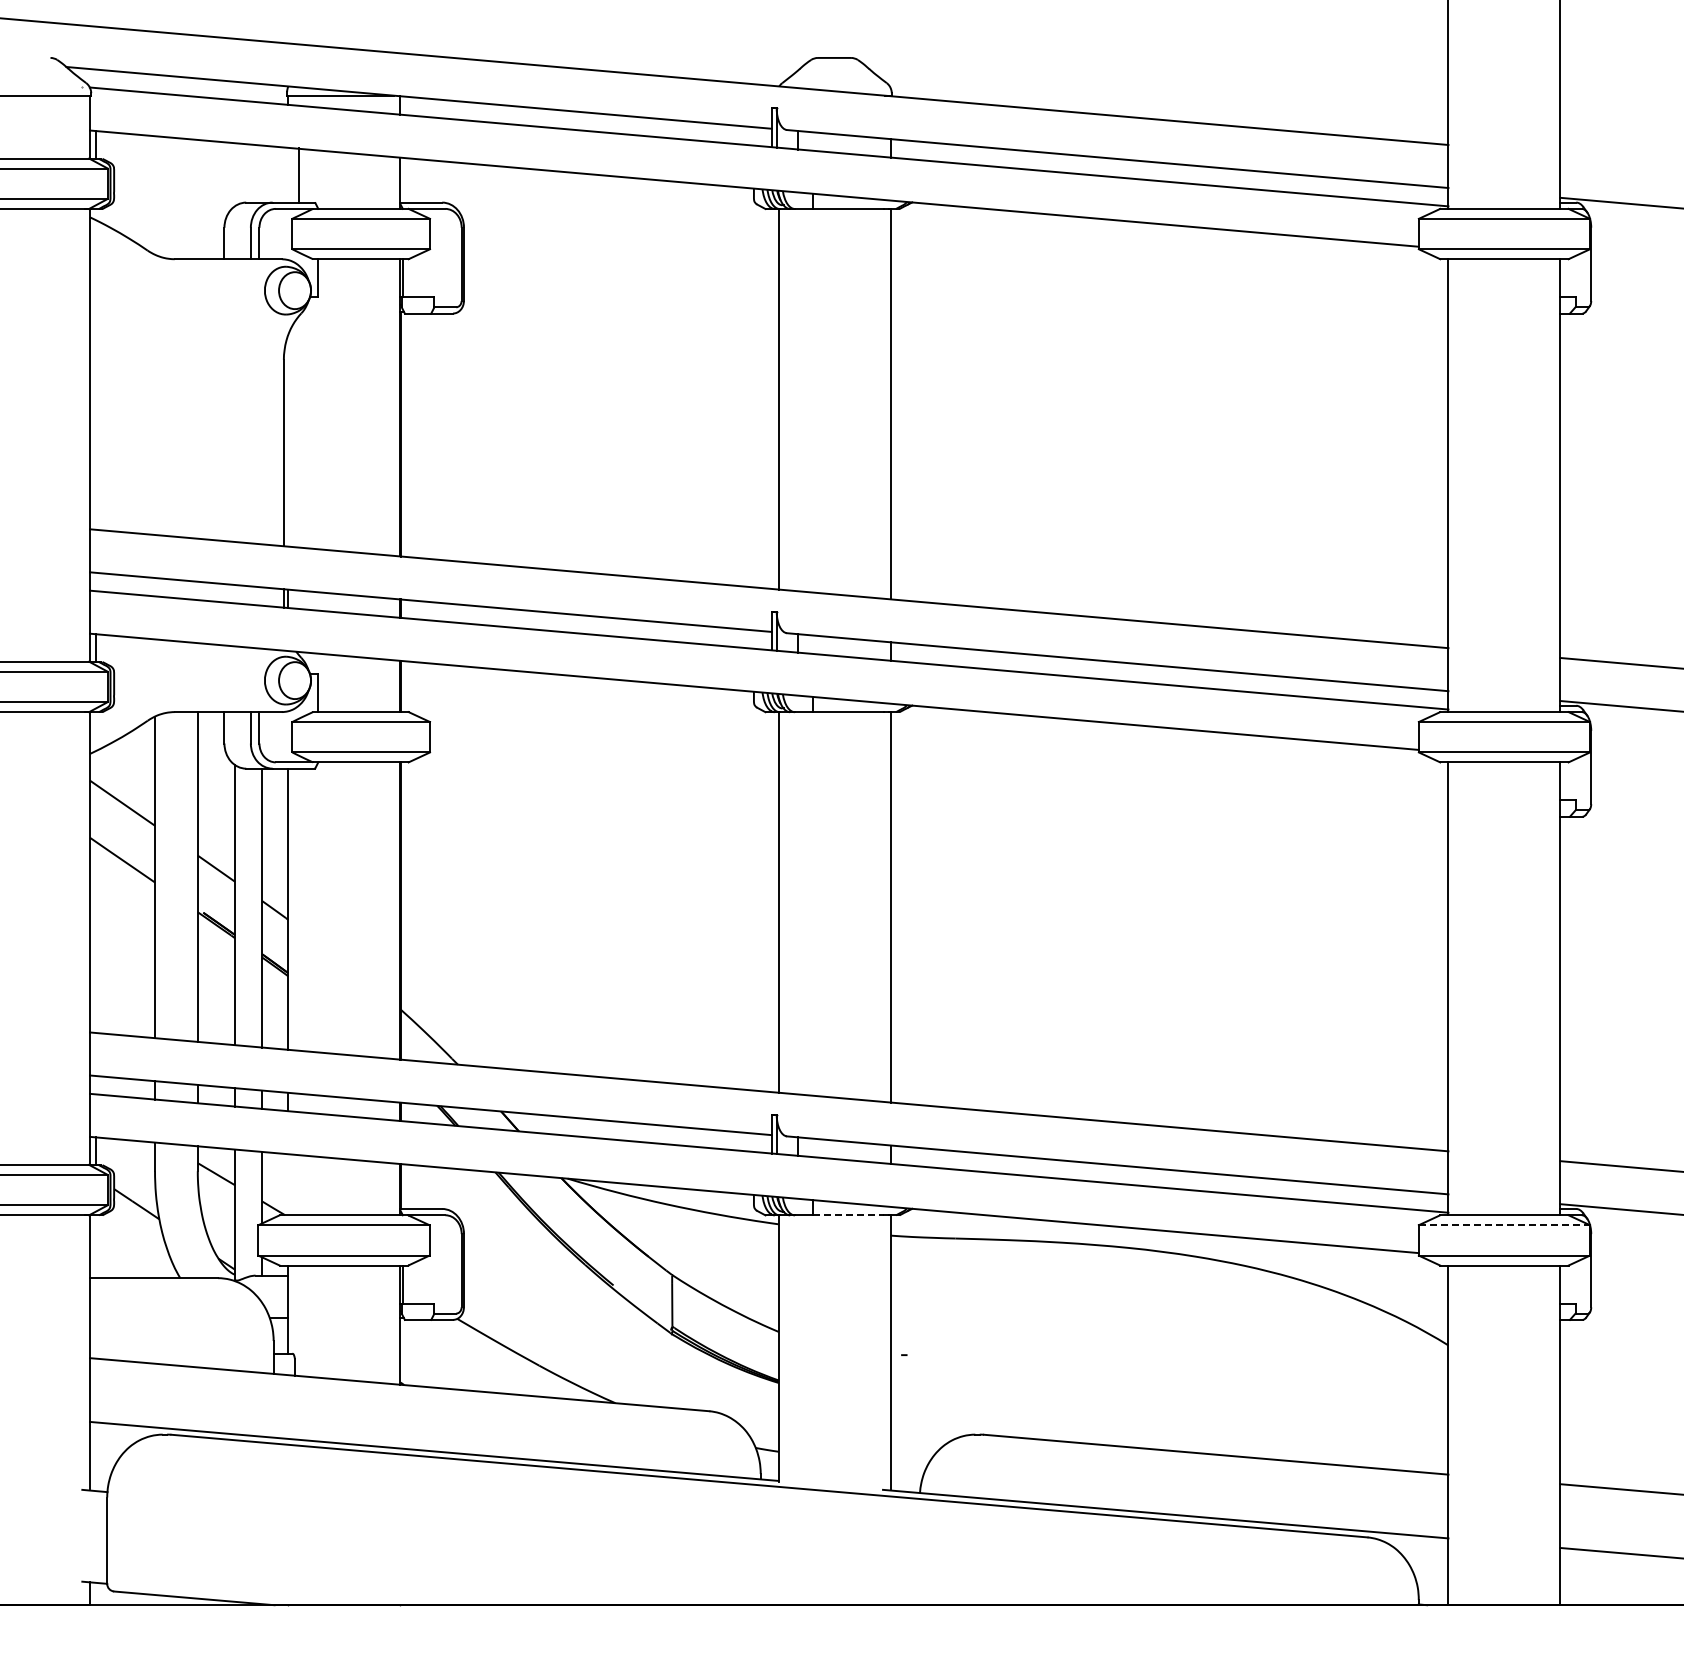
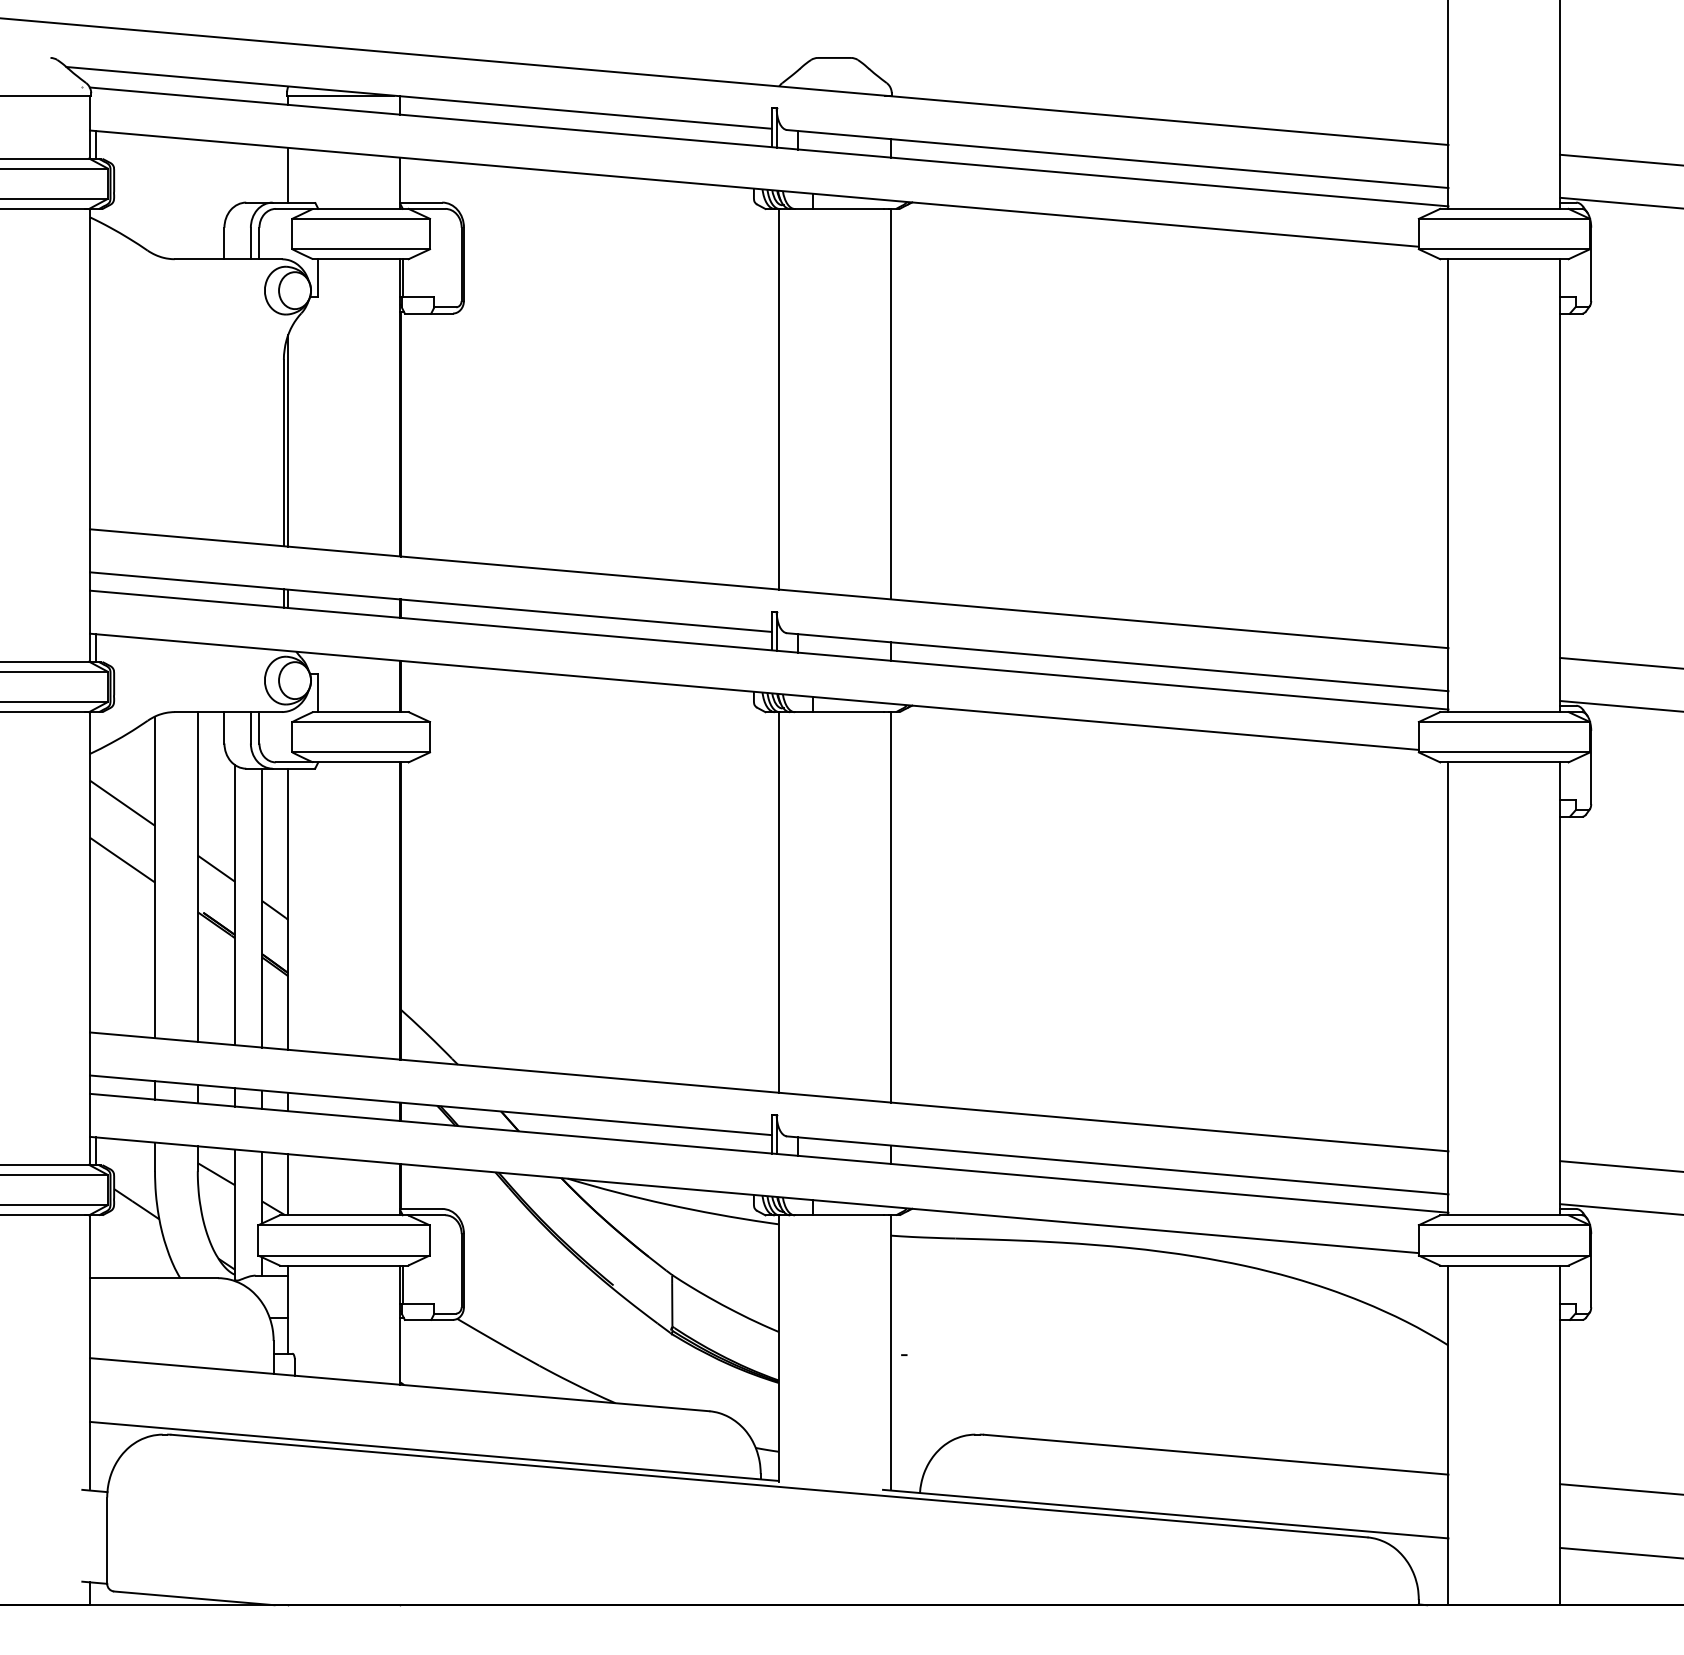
line: none -> present (1620, 159)
line position: (299, 174) -> (288, 174) (288, 174)
line: none -> present (288, 440)
line: none -> present (288, 1184)
line: dashed -> solid (848, 1215)
line: dashed -> solid (1504, 1225)
